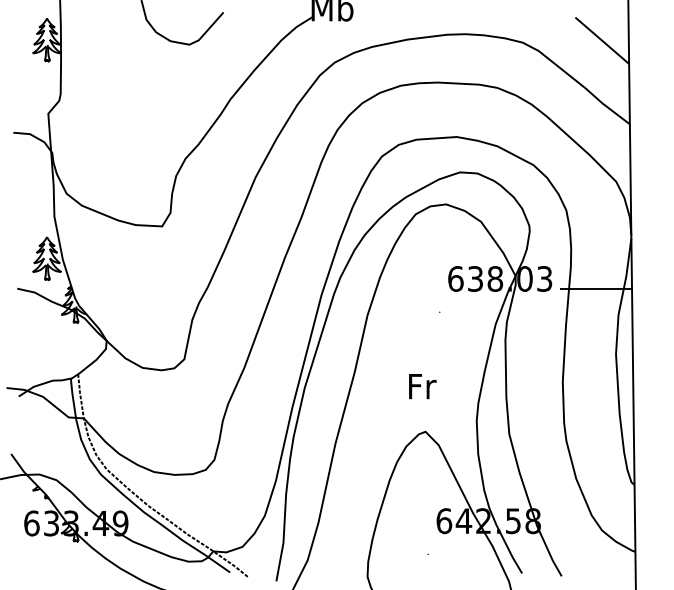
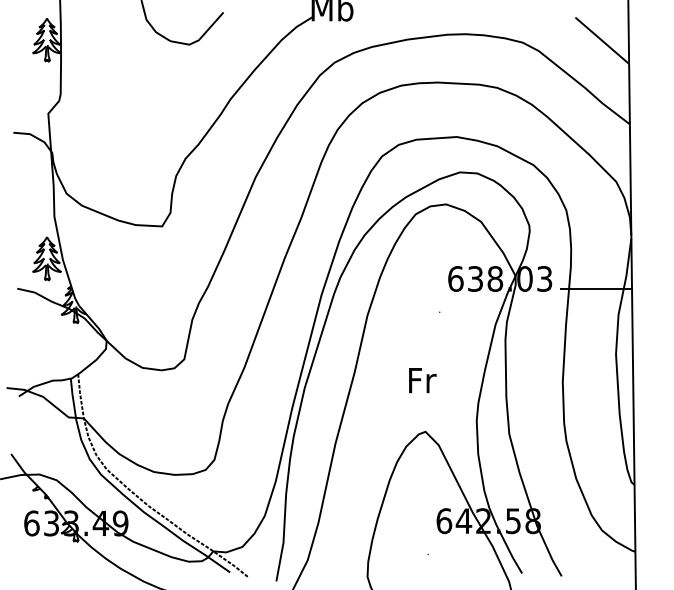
text position: (422, 386) -> (422, 380) (422, 380)
